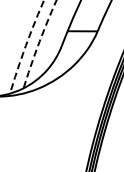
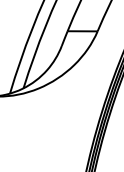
arc: dashed -> solid (39, 43)
arc: dashed -> solid (25, 46)
